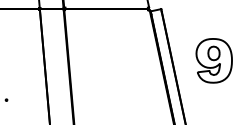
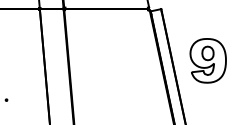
part position: (213, 60) -> (207, 60) (207, 60)
